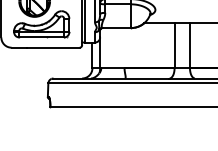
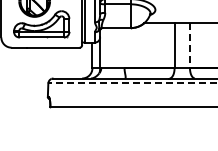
line: solid -> dashed (189, 46)
line: solid -> dashed (132, 83)
